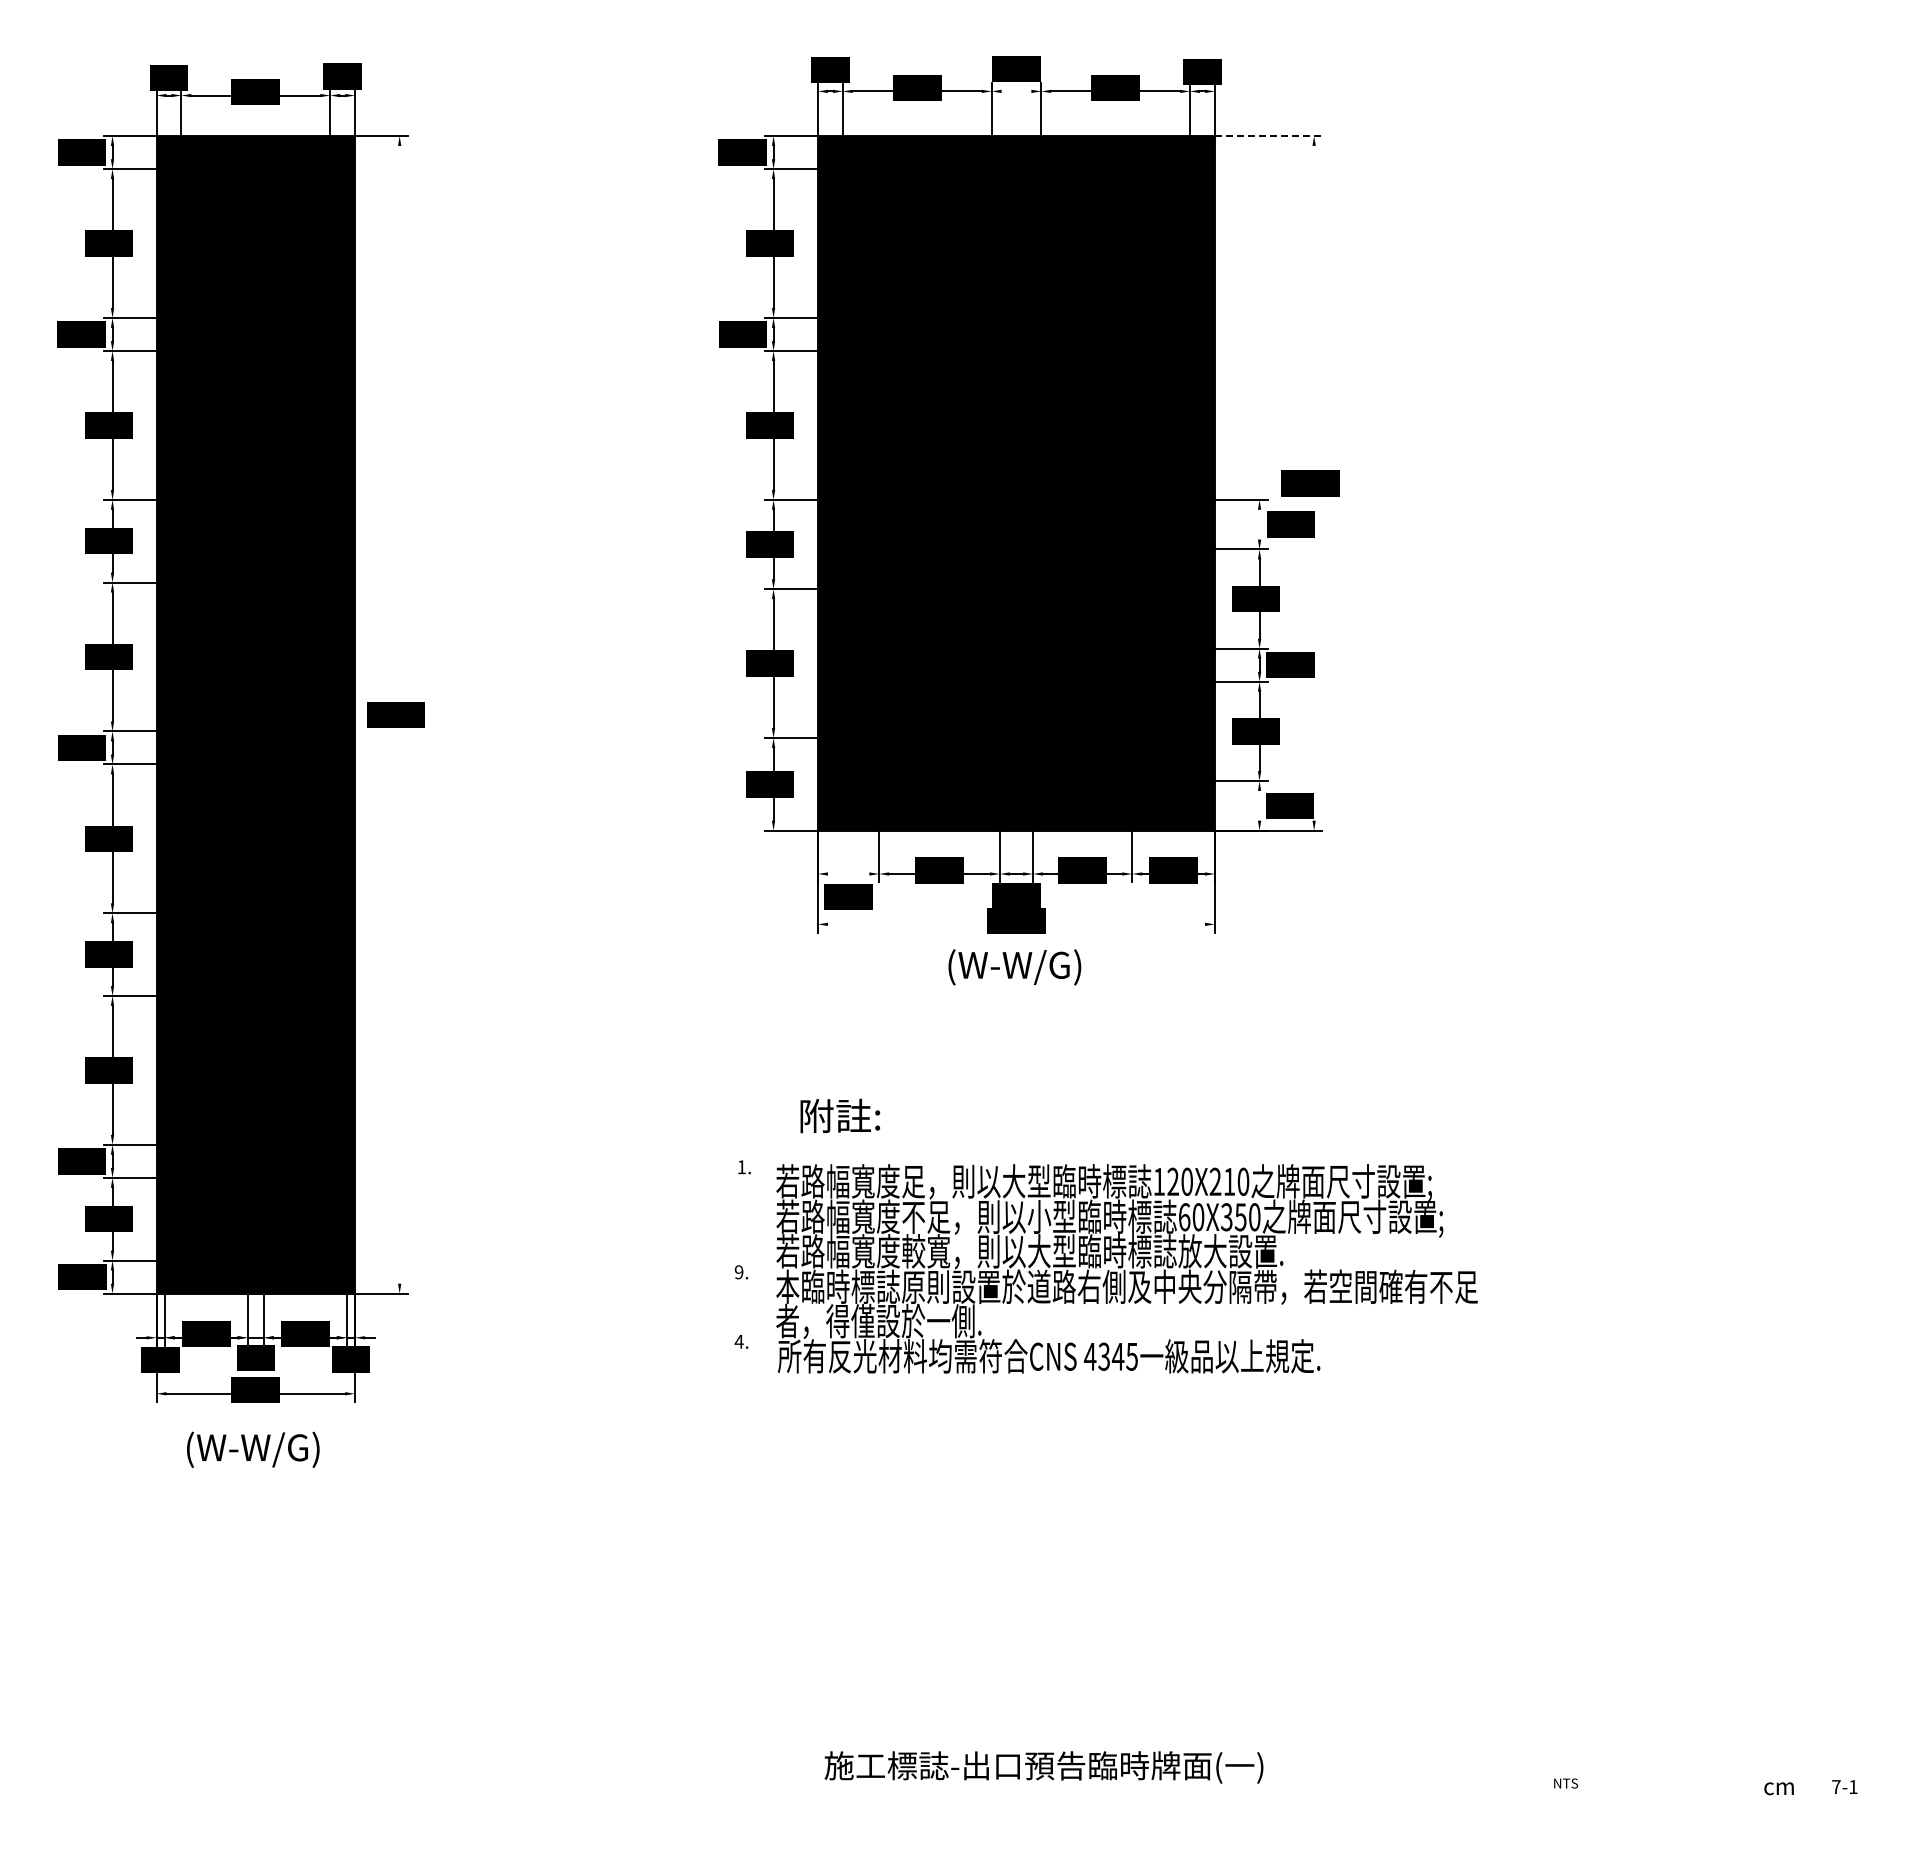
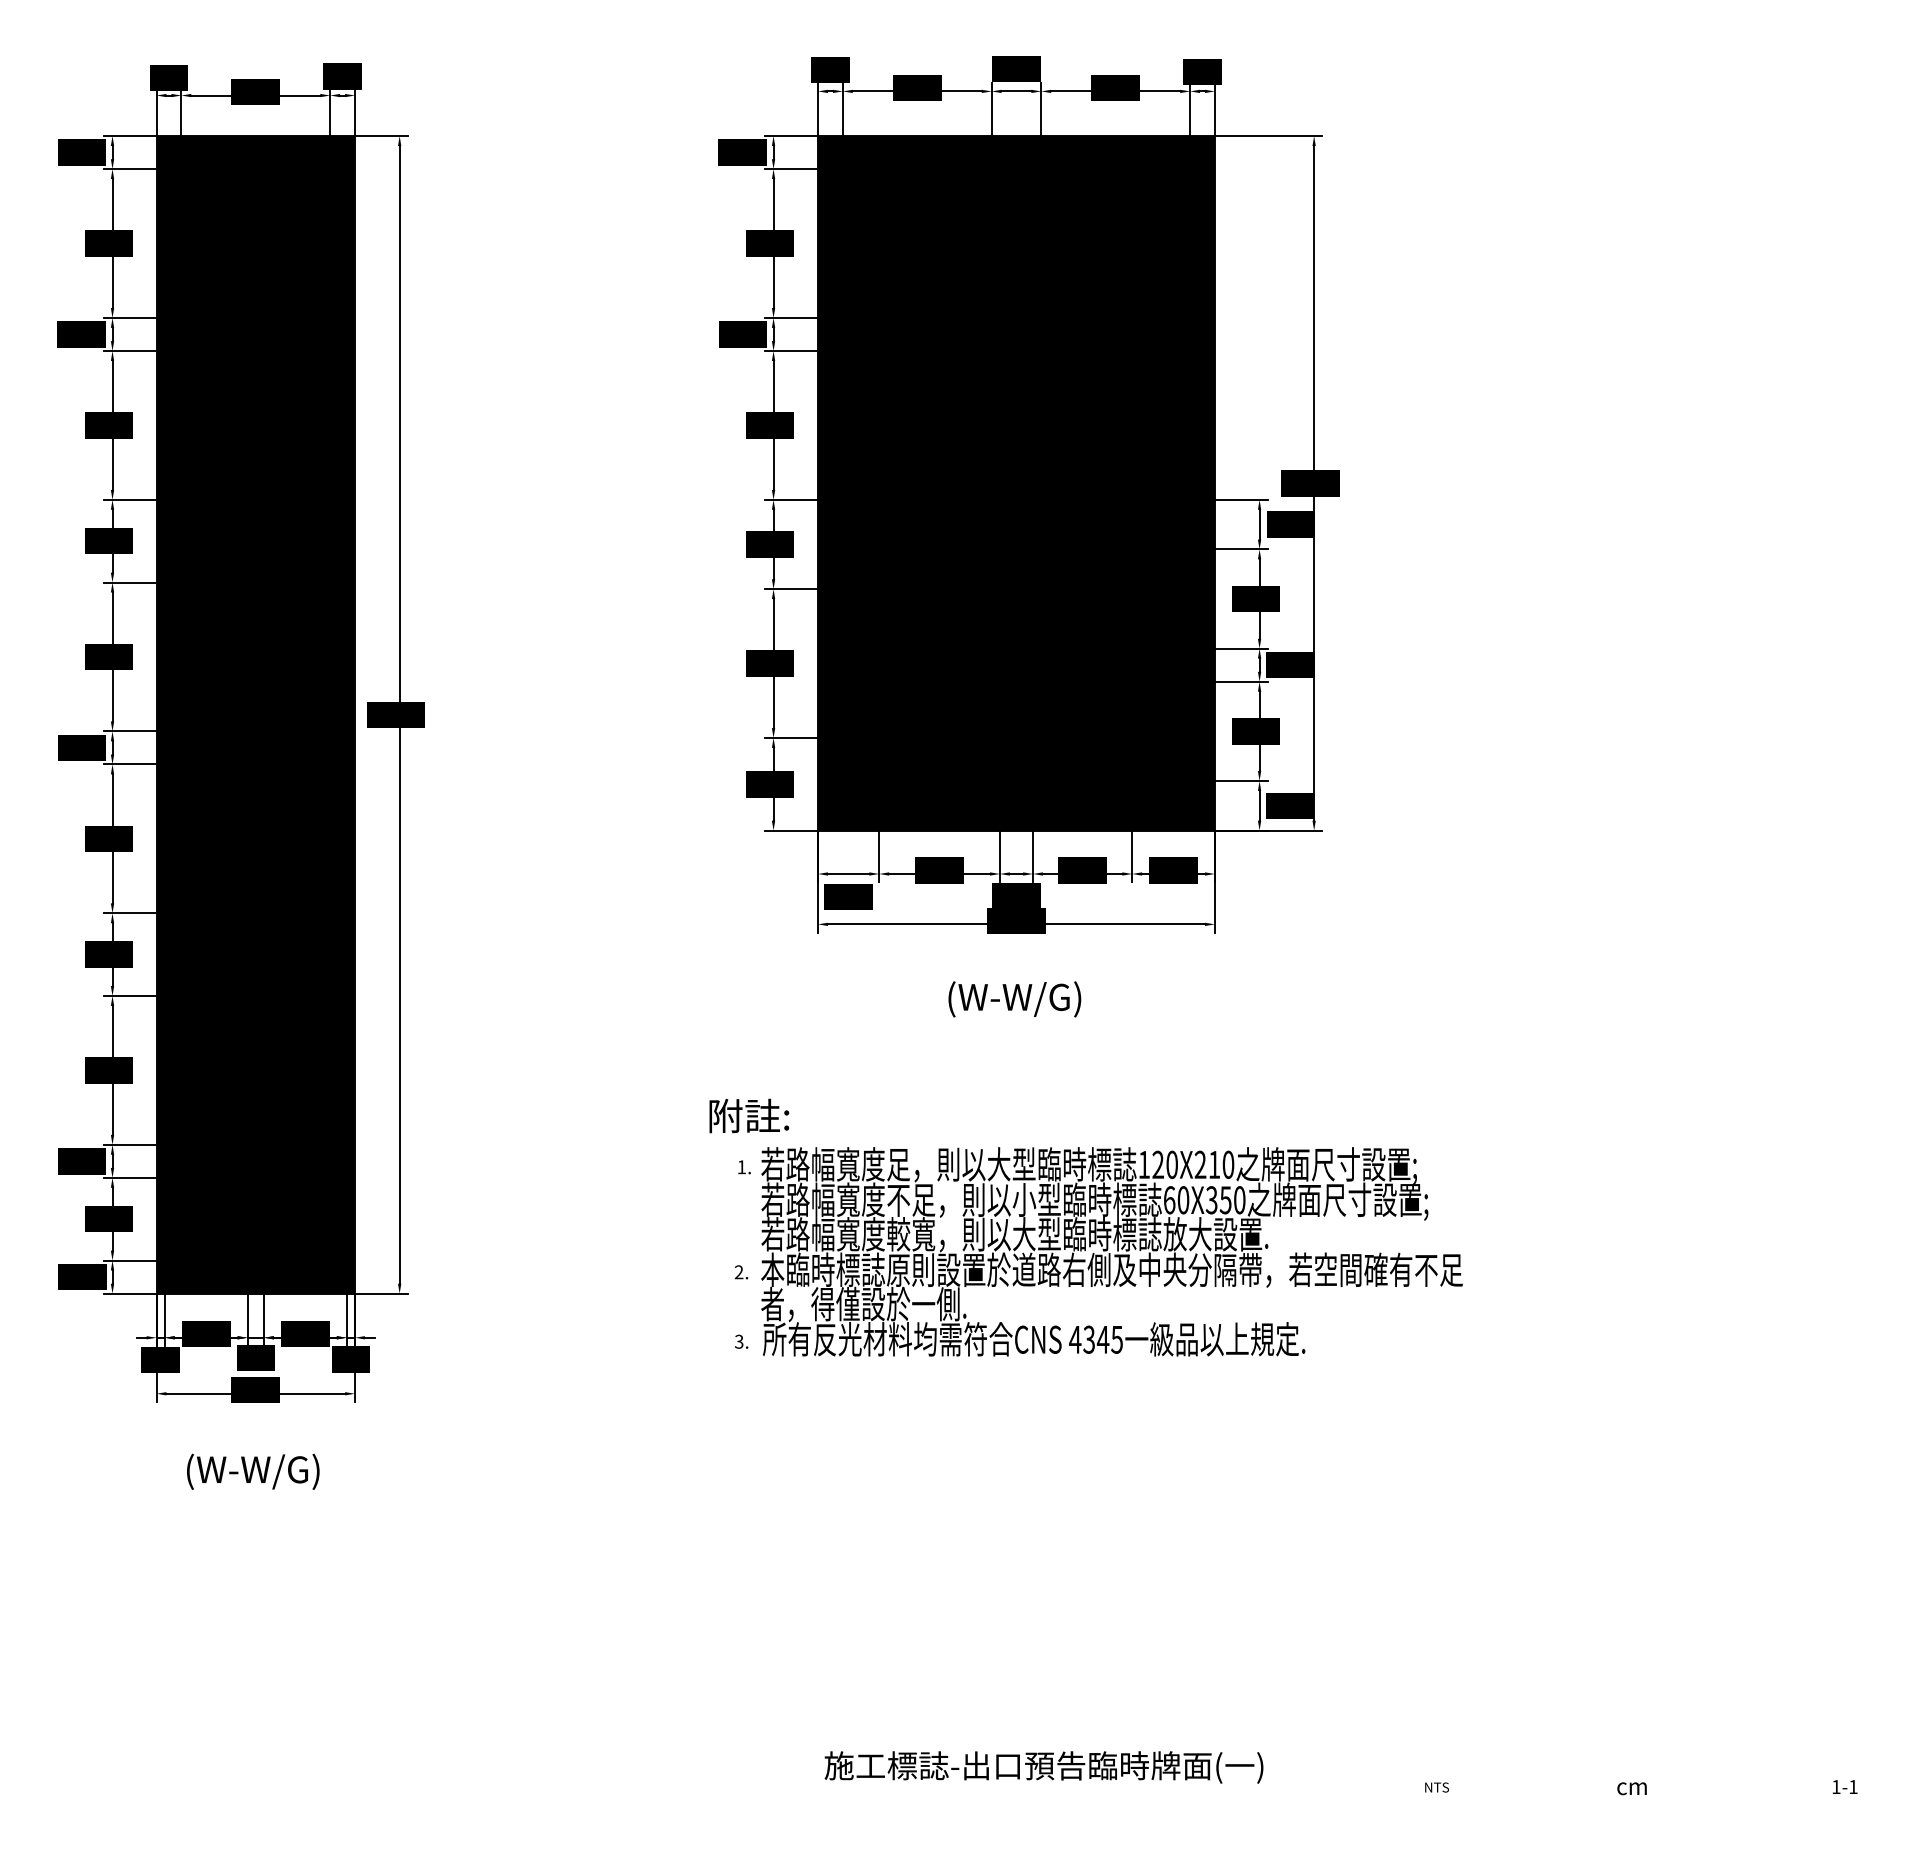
line: none -> present (1016, 91)
line: dashed -> solid (1268, 136)
line: none -> present (1314, 482)
line: none -> present (1259, 524)
line: none -> present (399, 714)
line: none -> present (1259, 805)
line: none -> present (848, 874)
line: none -> present (1016, 924)
text position: (1014, 967) -> (1014, 999) (1014, 999)
text position: (840, 1115) -> (749, 1115) (749, 1115)
text position: (1126, 1268) -> (1111, 1251) (1111, 1251)
text: 9. -> 2. (738, 1272)
text: 4. -> 3. (738, 1341)
text position: (253, 1449) -> (253, 1471) (253, 1471)
text position: (1565, 1783) -> (1436, 1787) (1436, 1787)
text: 7-1 -> 1-1 (1836, 1786)
text position: (1778, 1788) -> (1631, 1788) (1631, 1788)
